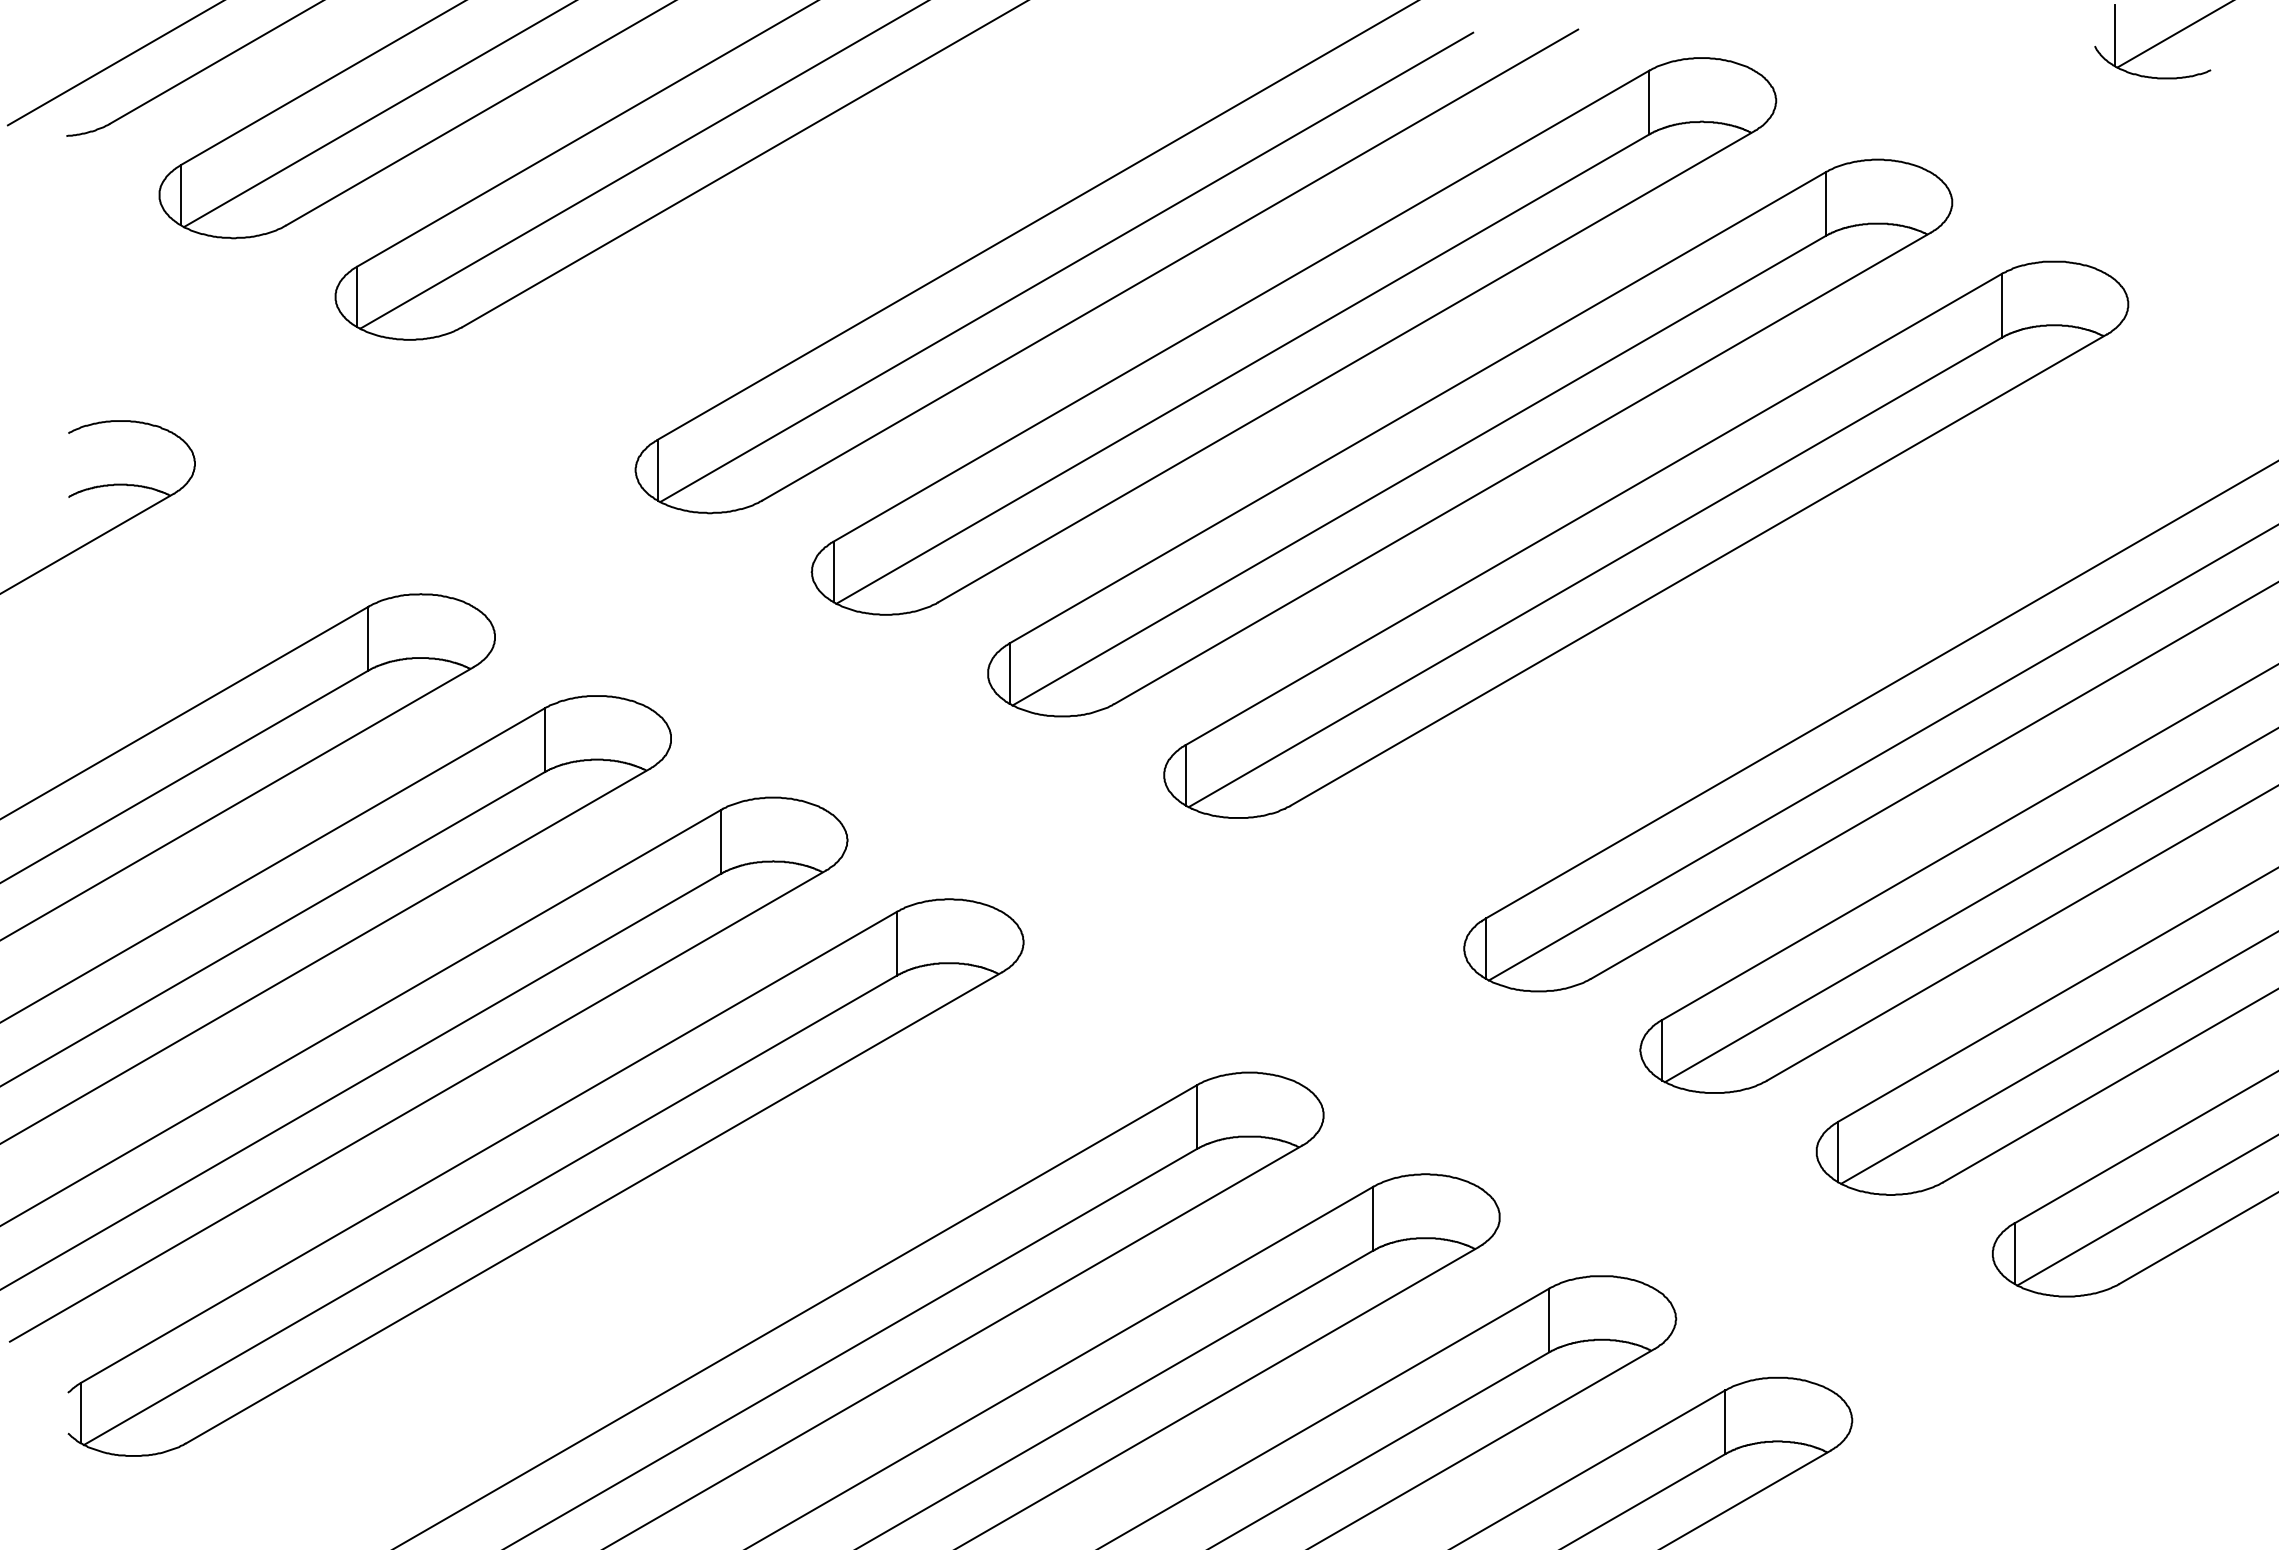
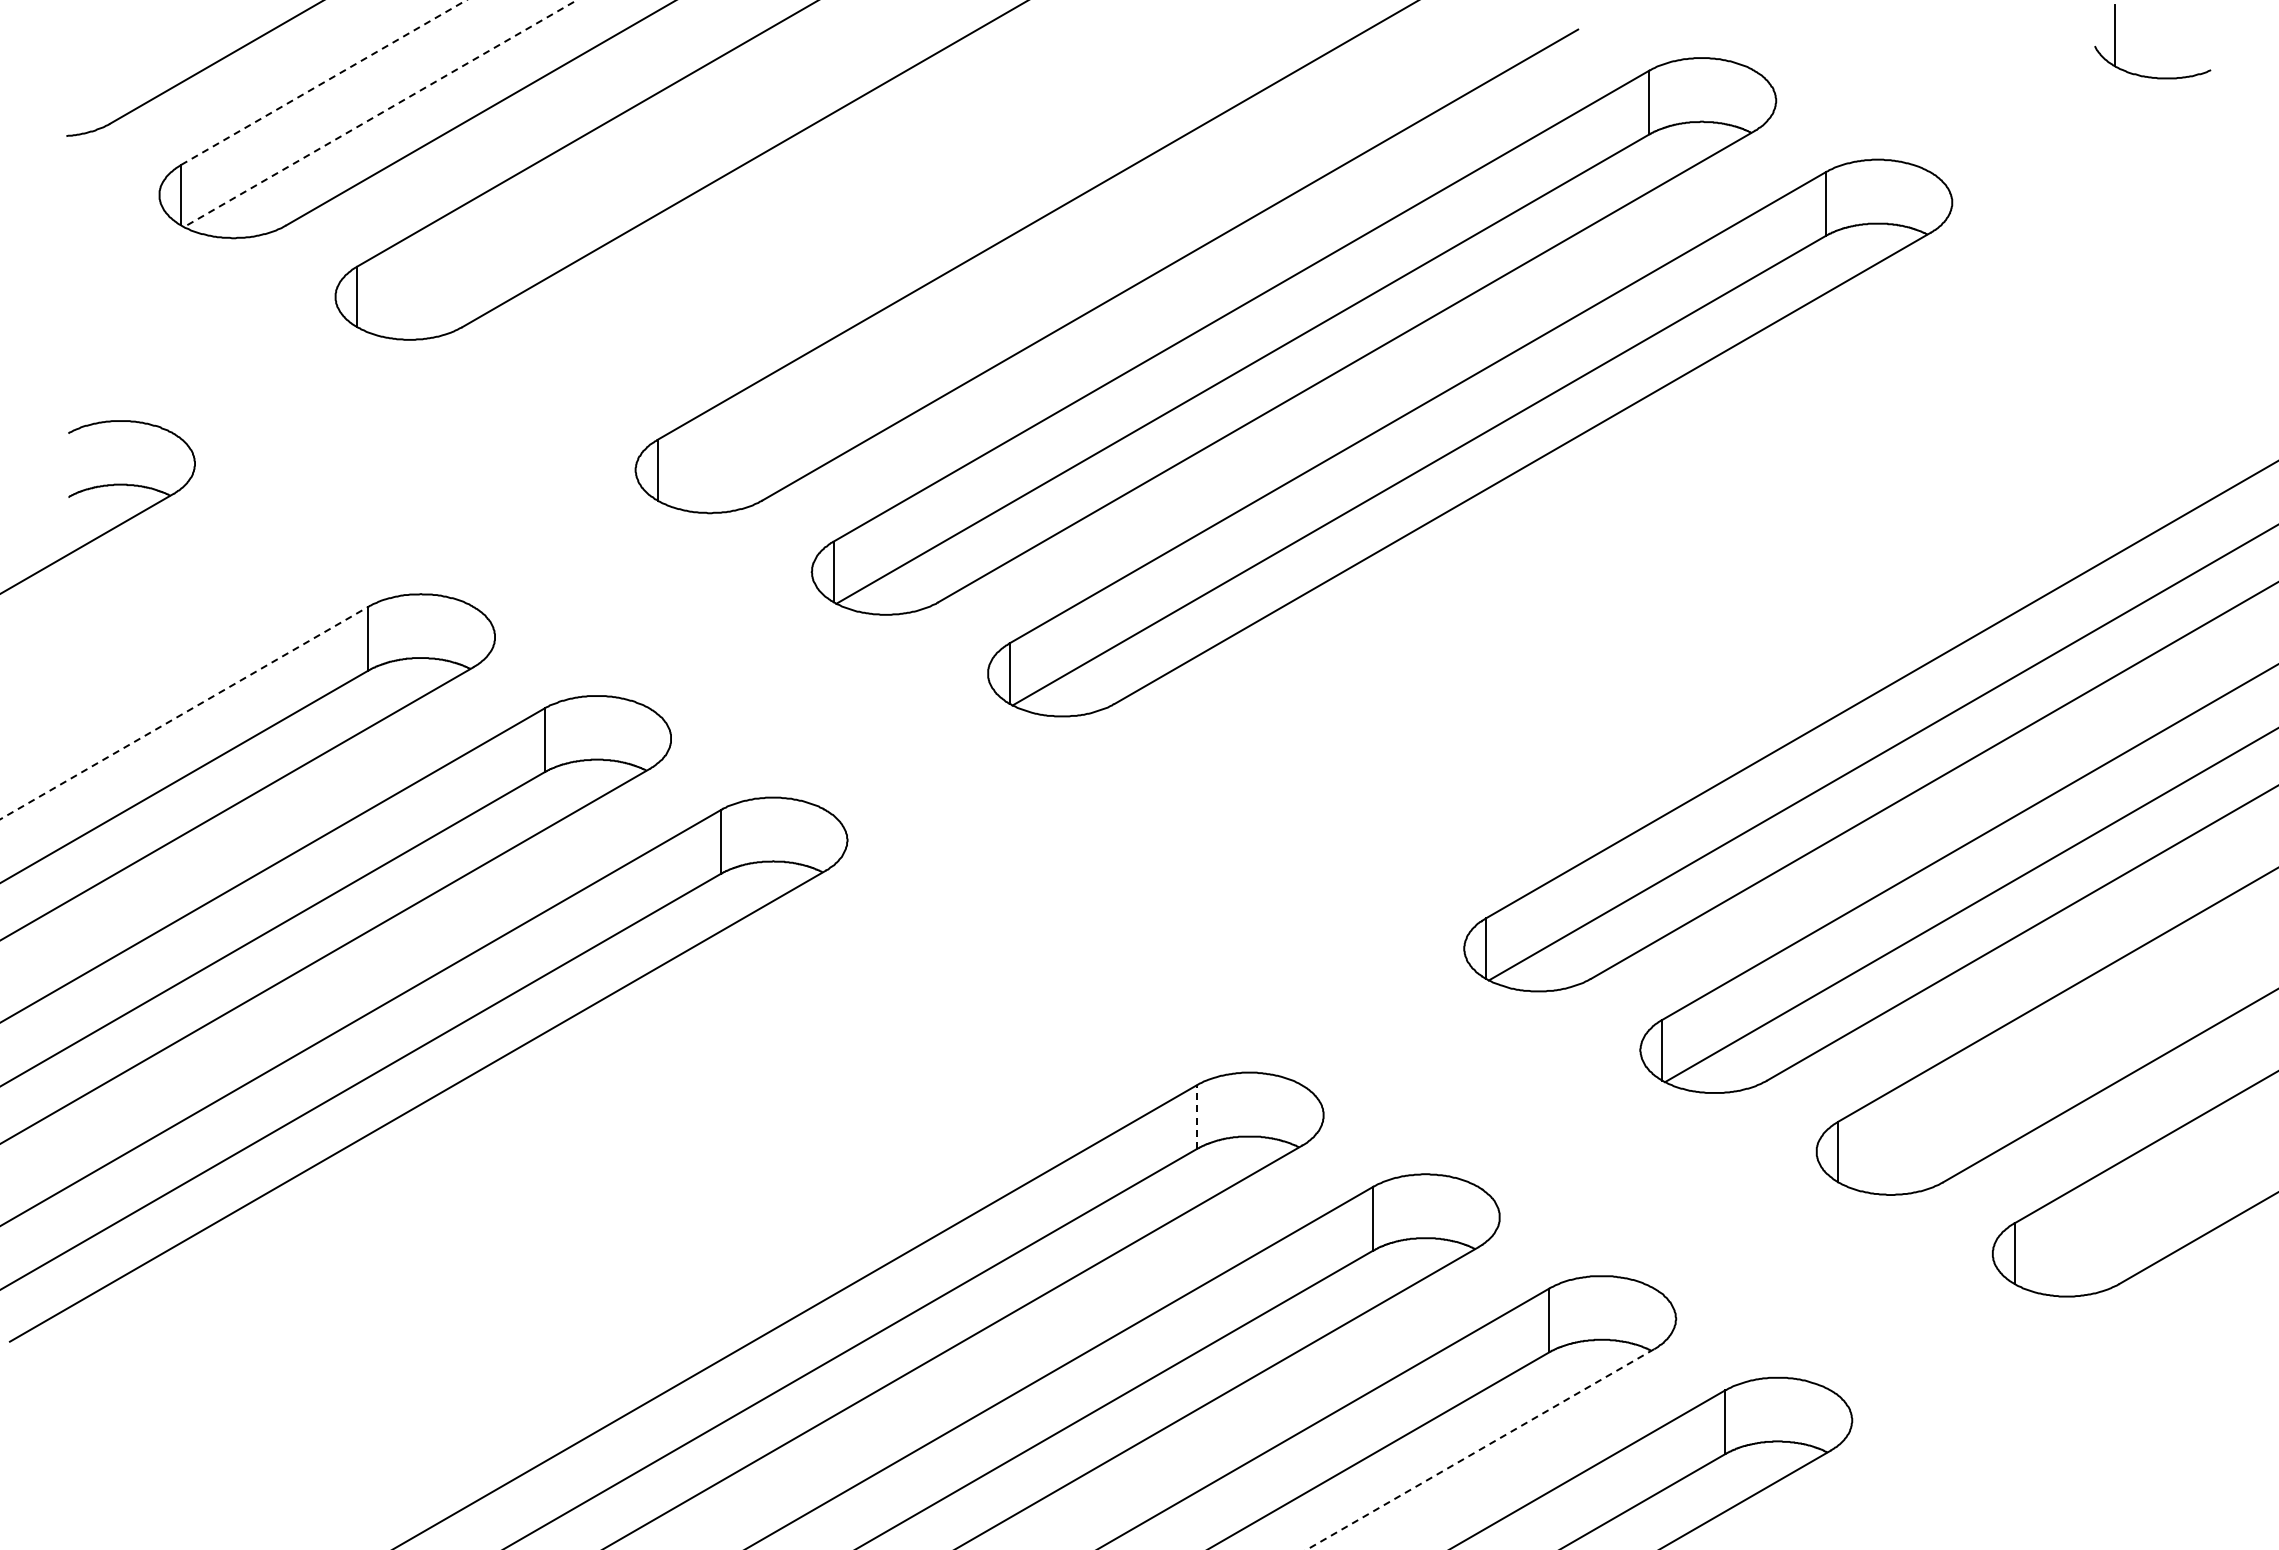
line: present -> none (2173, 34)
line: present -> none (114, 63)
line: solid -> dashed (324, 82)
line: solid -> dashed (380, 113)
line: present -> none (643, 165)
line: present -> none (1066, 267)
part: present -> none (1646, 539)
line: solid -> dashed (184, 712)
line: present -> none (2058, 1058)
line: solid -> dashed (1197, 1117)
part: present -> none (545, 1177)
line: present -> none (2146, 1210)
line: solid -> dashed (1480, 1449)
